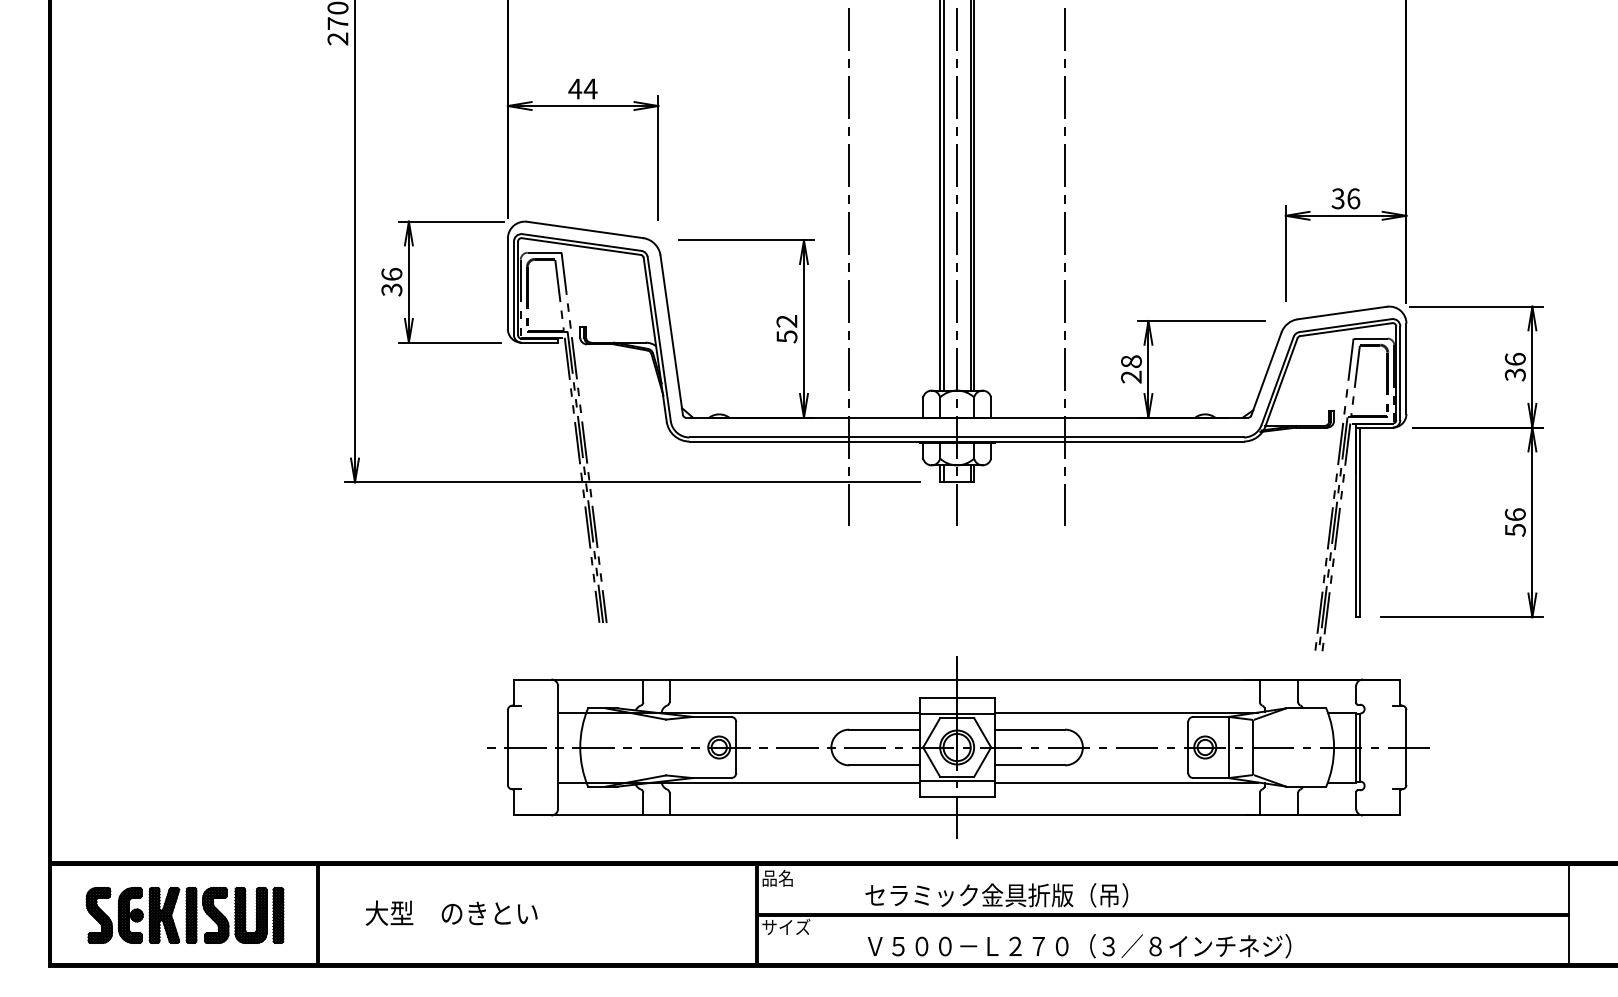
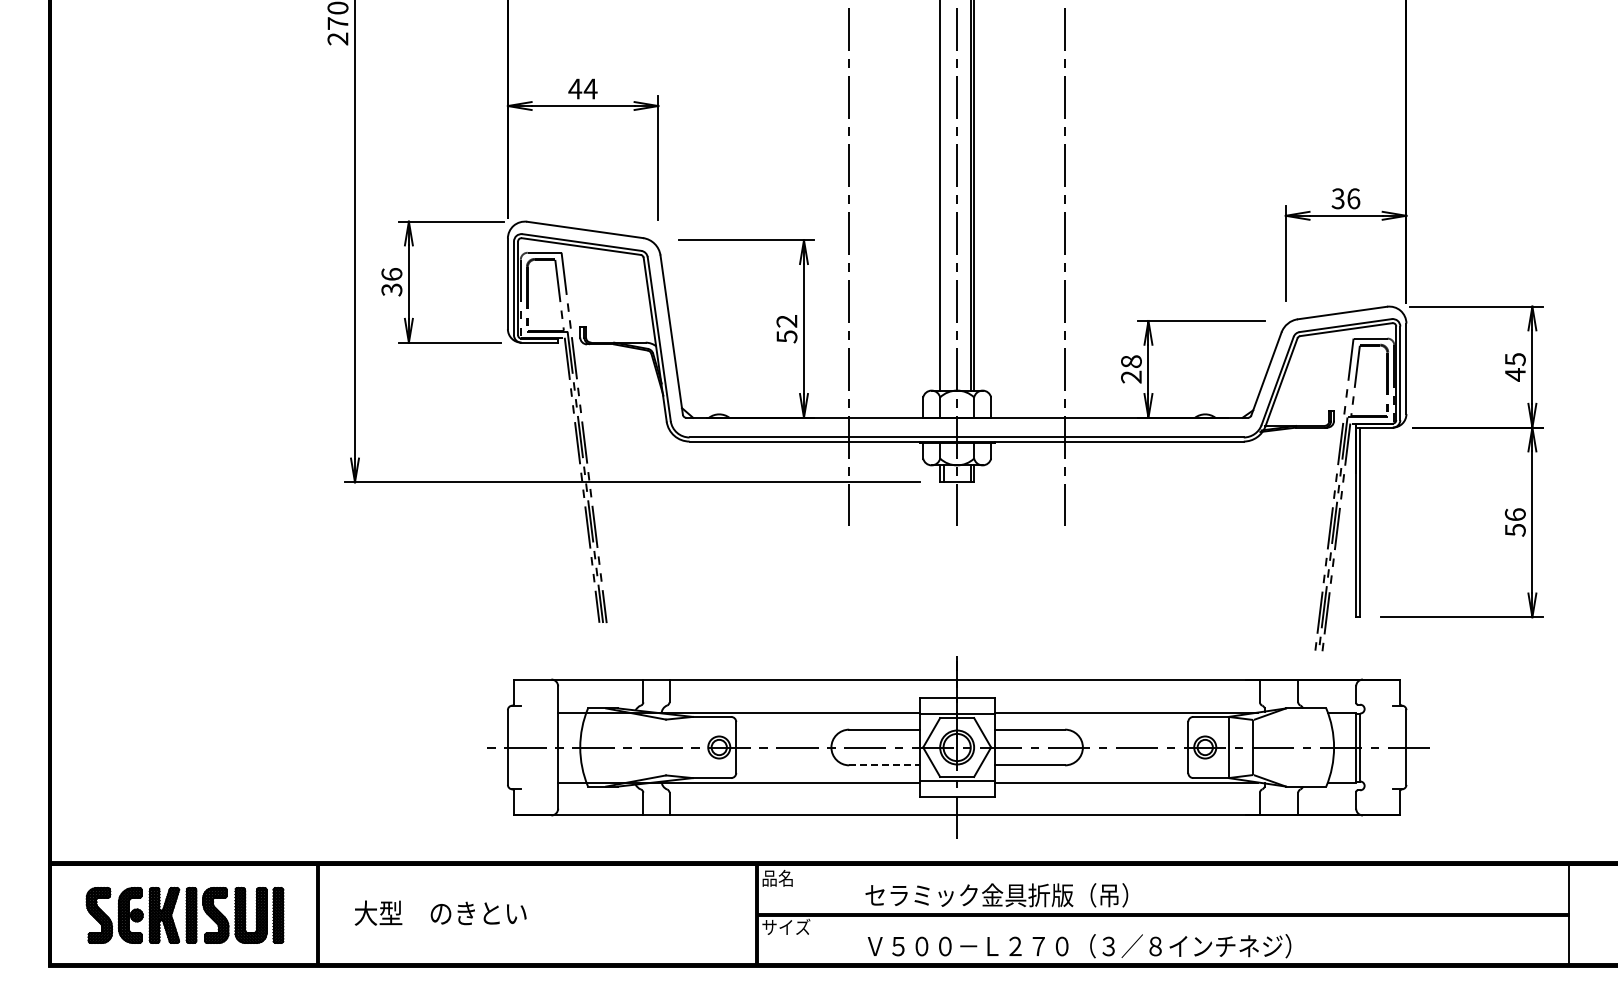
line: present -> none (943, 196)
text: 36 -> 45 (1514, 366)
line: solid -> dashed (885, 765)
text position: (451, 912) -> (440, 912) (440, 912)
